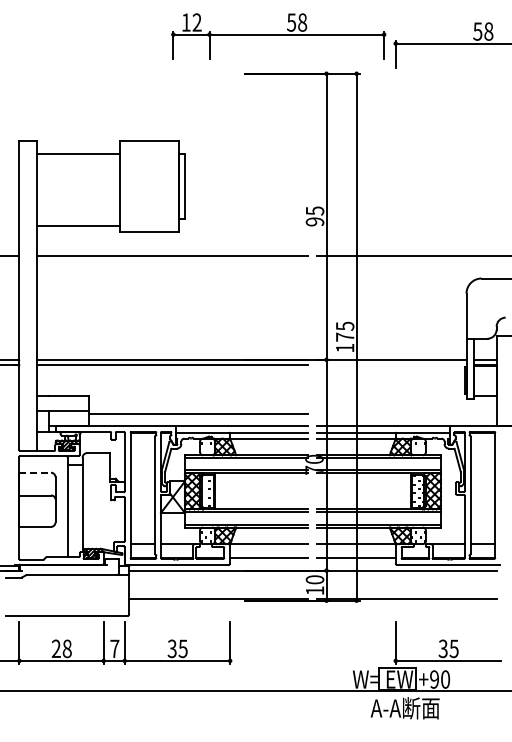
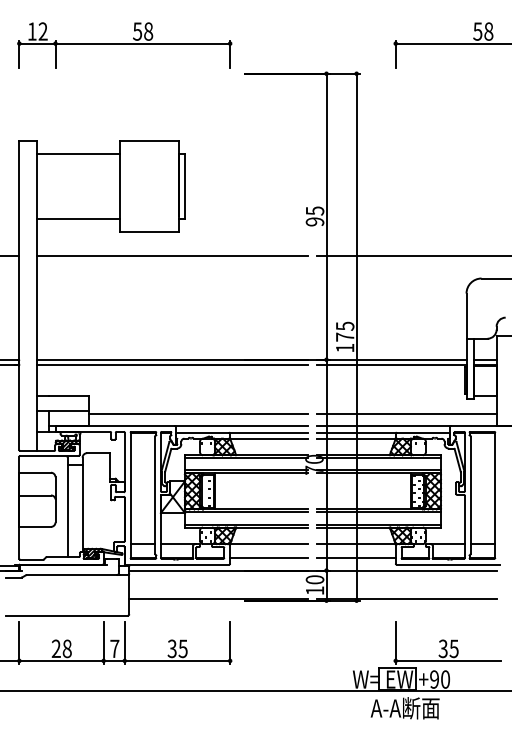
part position: (278, 36) -> (124, 45) (124, 45)
line position: (78, 225) -> (78, 218) (78, 218)
line: none -> present (391, 364)
line: none -> present (406, 414)
line: dashed -> solid (35, 472)
